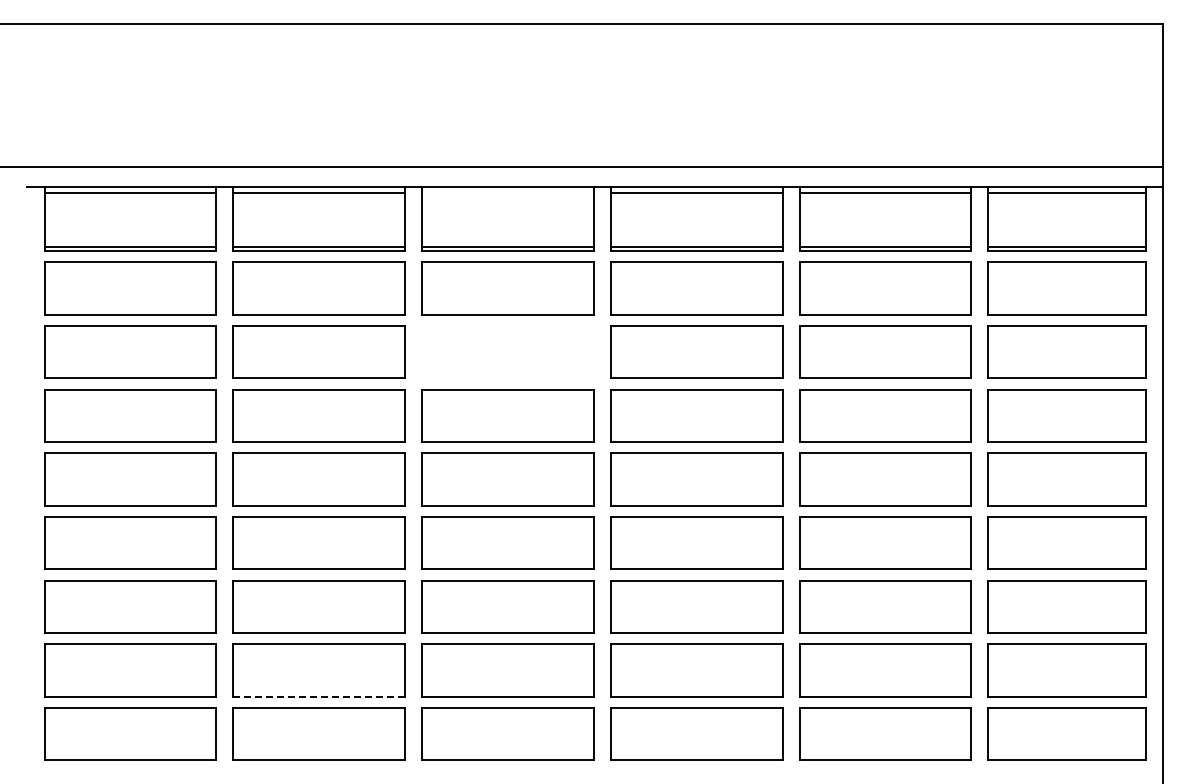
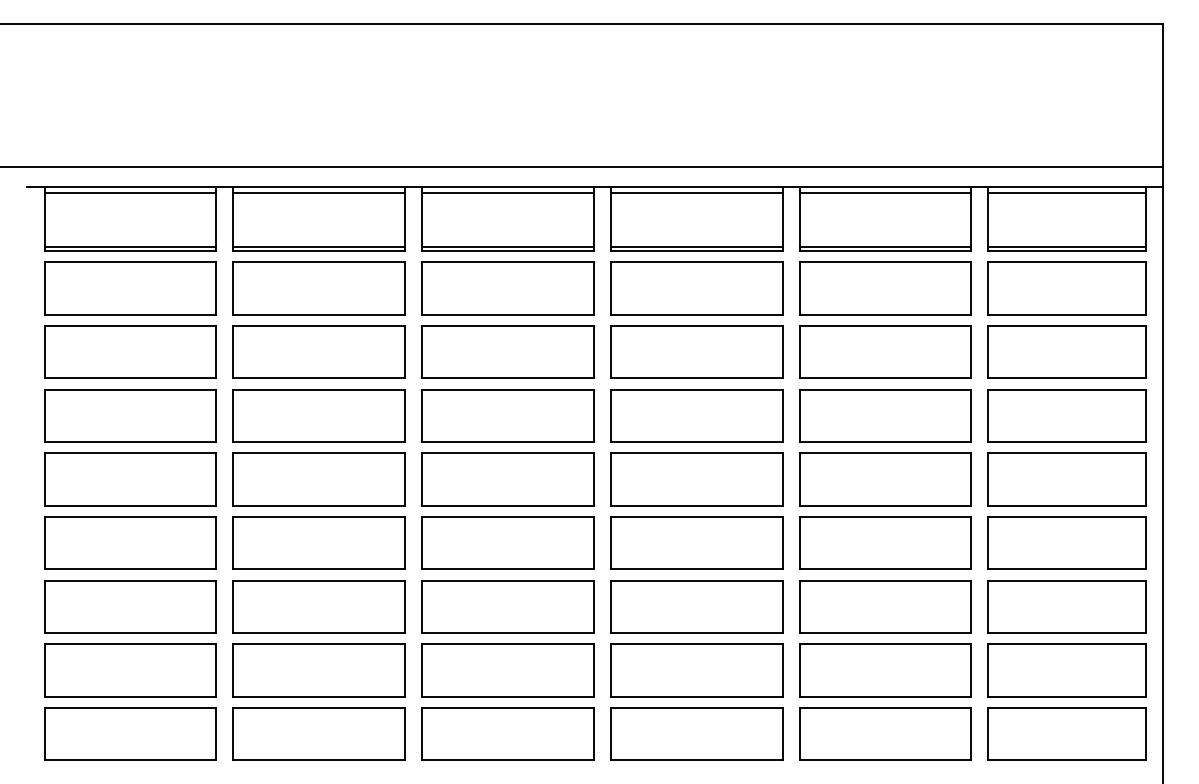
line: none -> present (507, 192)
part: none -> present (507, 351)
line: dashed -> solid (319, 696)
